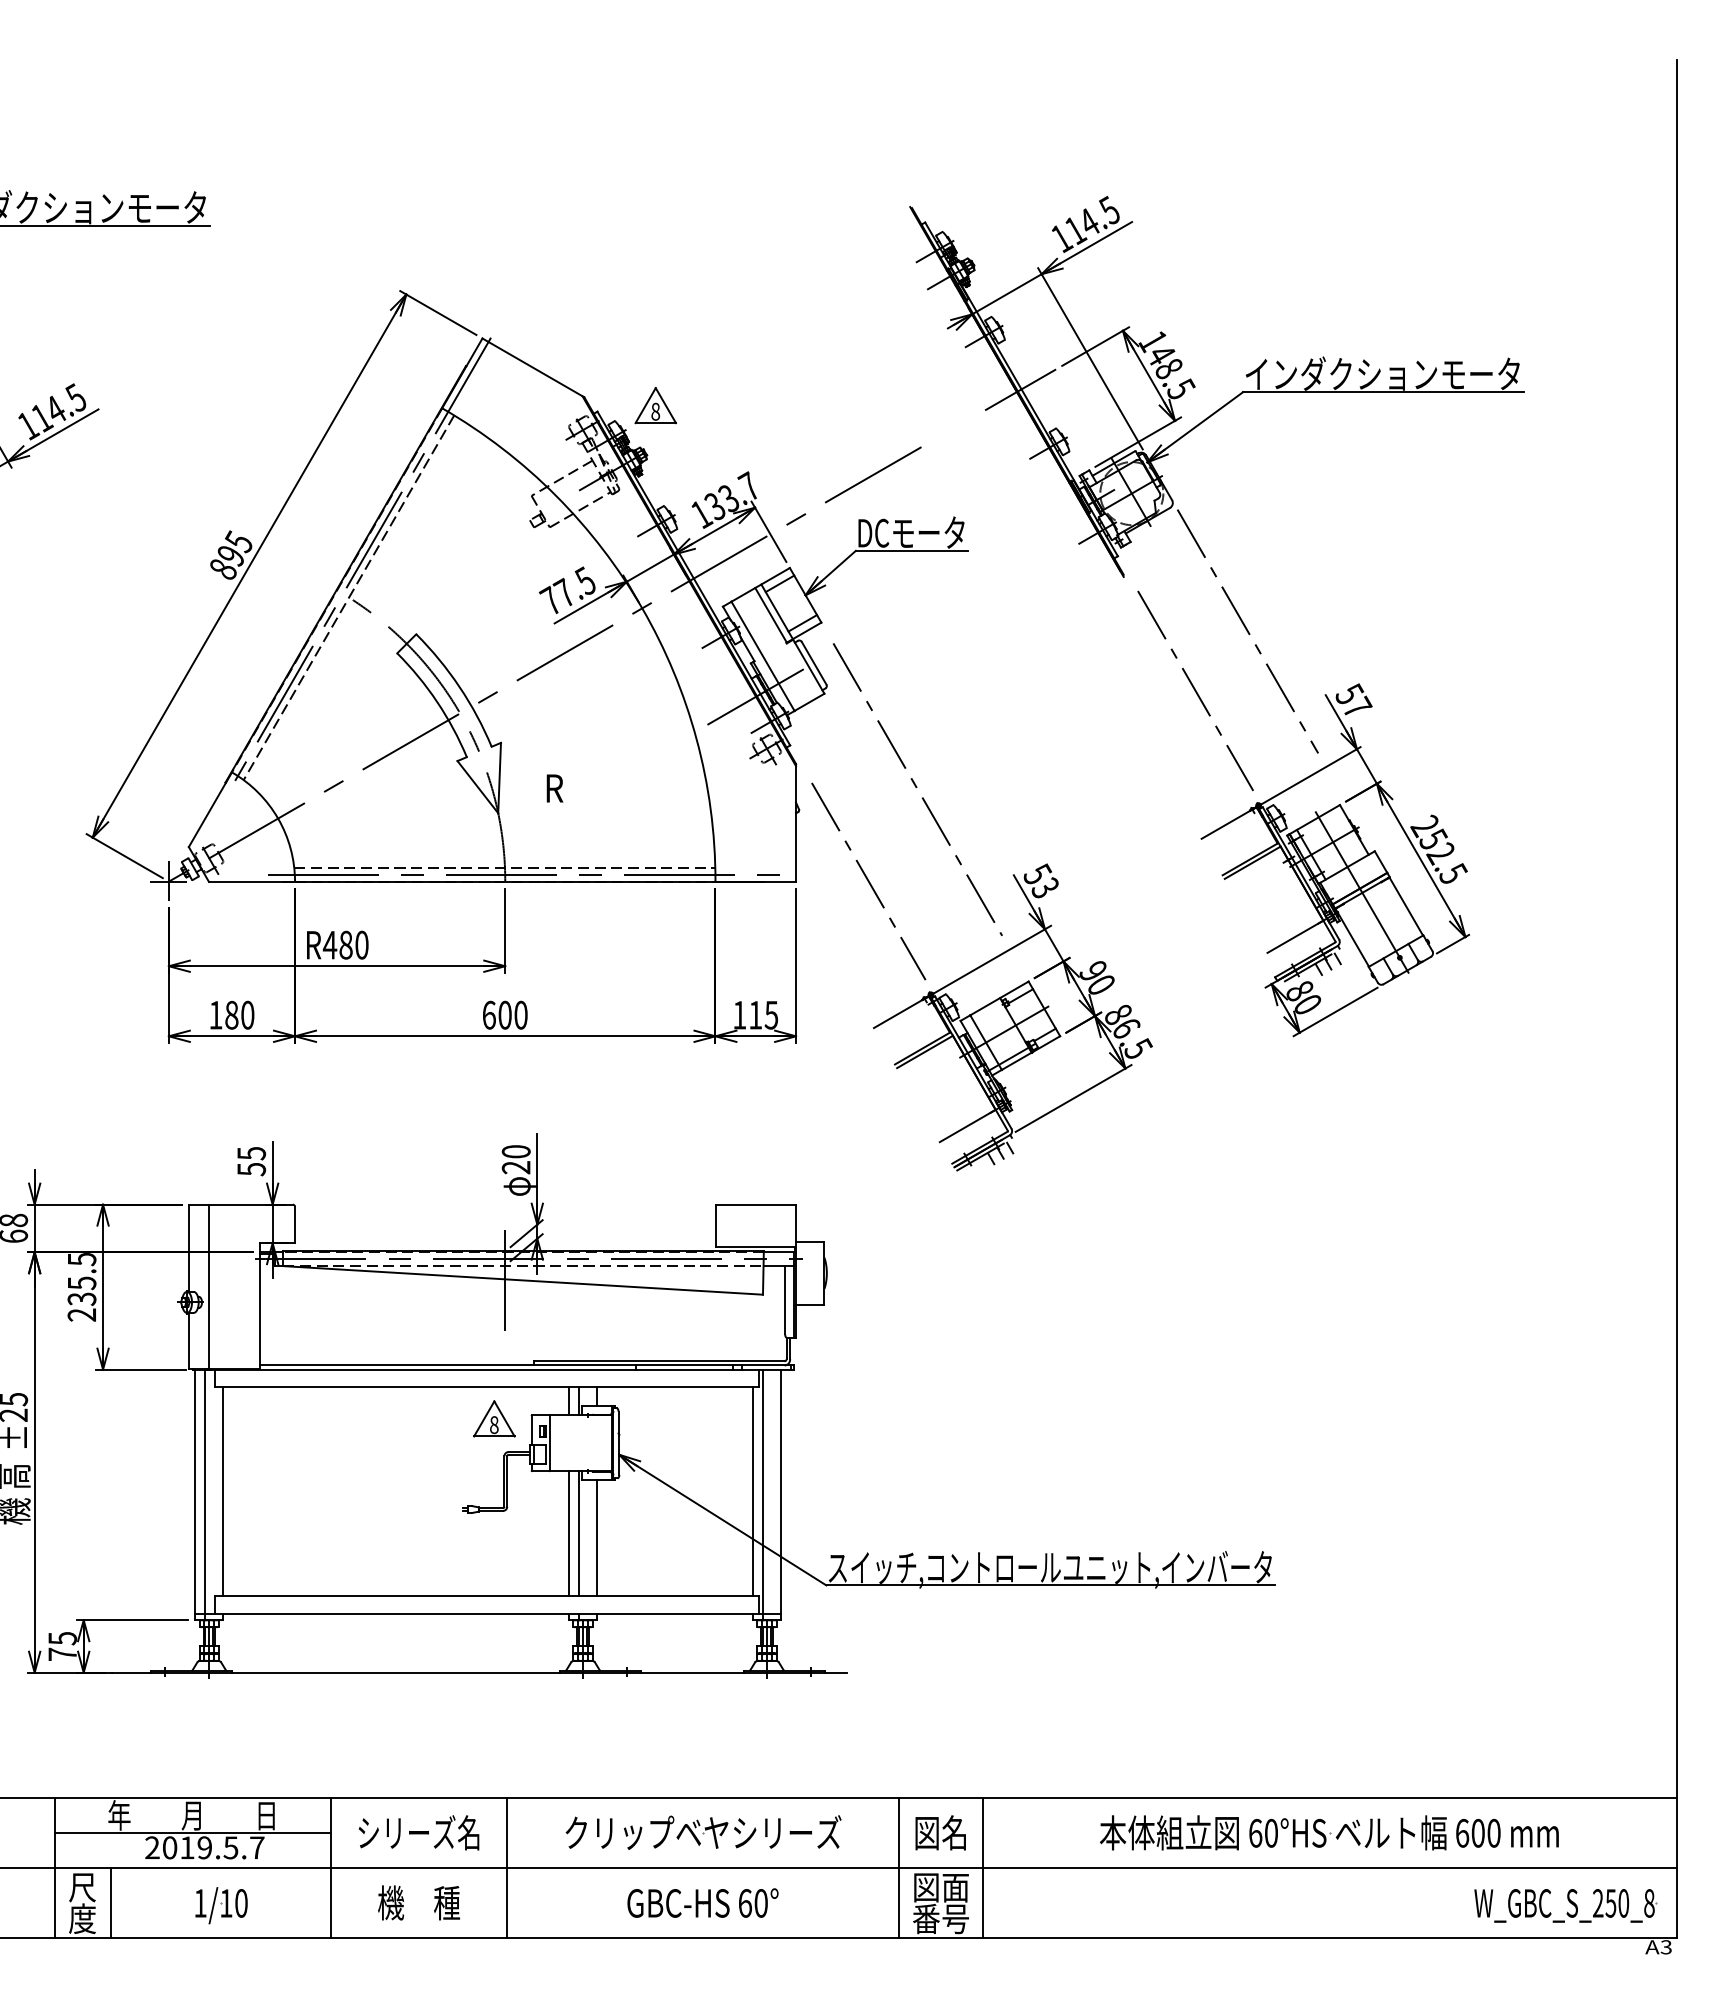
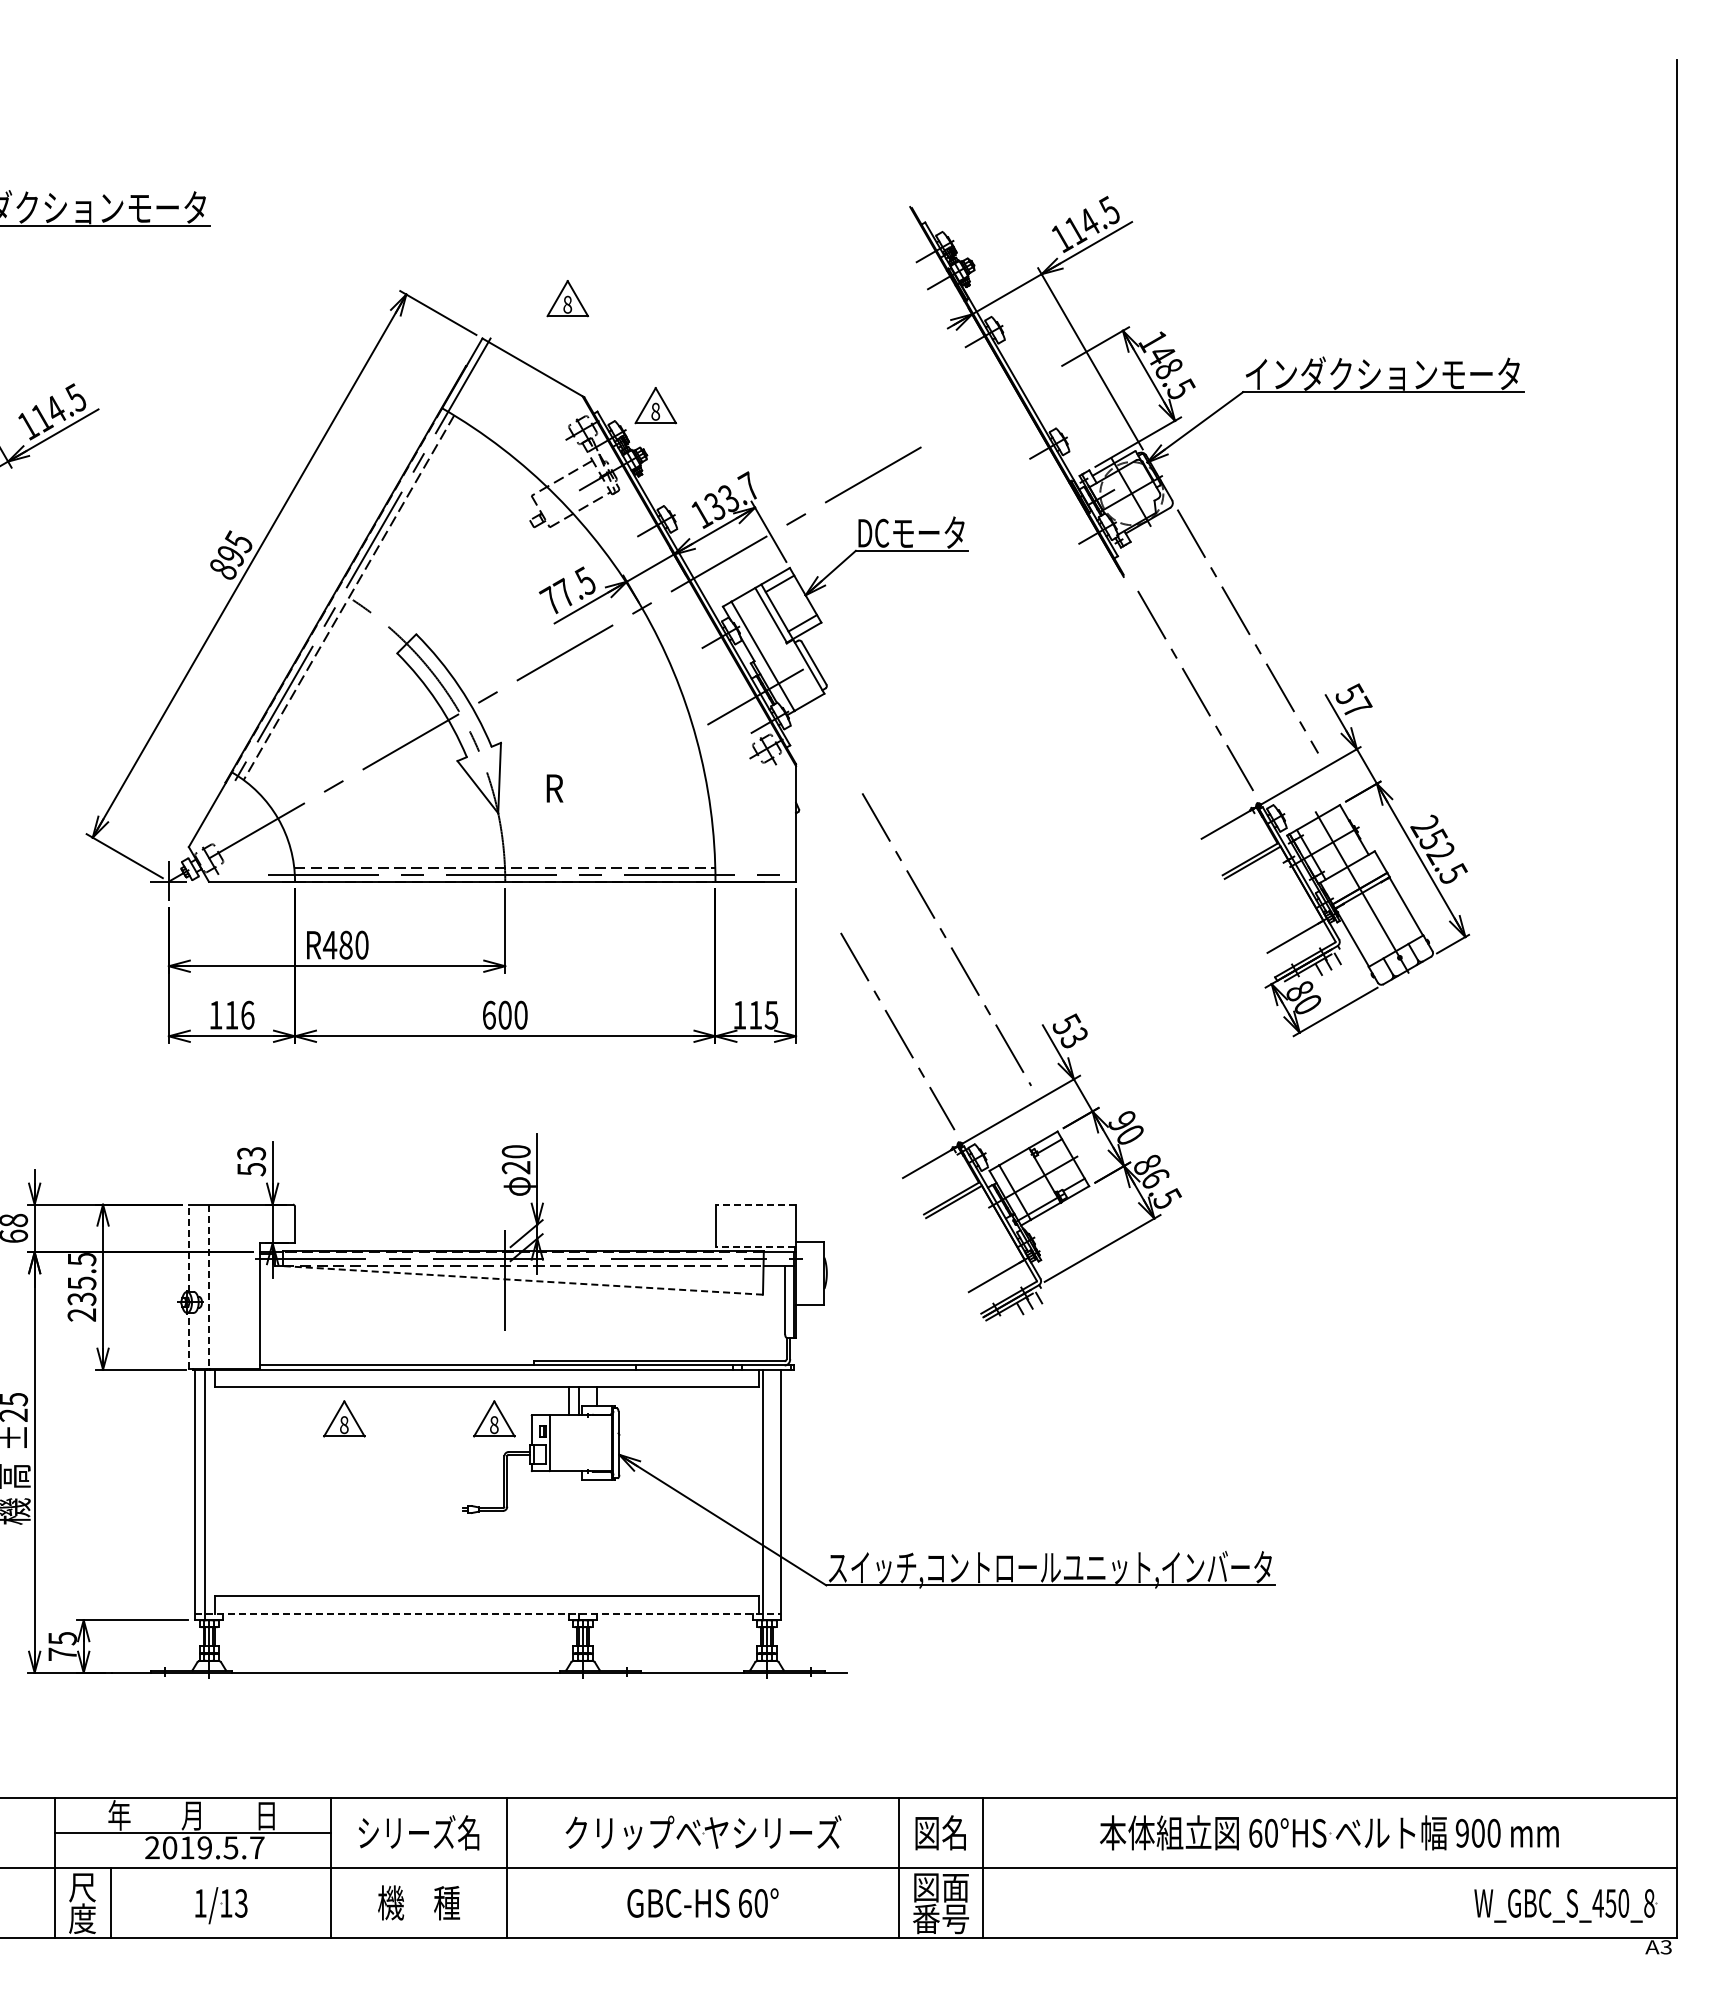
part: none -> present (567, 298)
line: present -> none (1020, 389)
part position: (981, 907) -> (1010, 1057) (1010, 1057)
text: 180 -> 116 (239, 1014)
text: 55 -> 53 (251, 1153)
line: solid -> dashed (755, 1204)
line: solid -> dashed (755, 1246)
line: solid -> dashed (188, 1248)
line: solid -> dashed (522, 1280)
line: solid -> dashed (208, 1287)
line: solid -> dashed (188, 1340)
part: none -> present (344, 1418)
line: present -> none (223, 1491)
line: present -> none (752, 1491)
line: present -> none (568, 1533)
line: present -> none (579, 1533)
line: present -> none (597, 1538)
line: solid -> dashed (488, 1613)
text: 600 -> 900 (1462, 1832)
text: 1/10 -> 1/13 (241, 1903)
text: W_GBC_S_250_8 -> W_GBC_S_450_8 (1597, 1903)
